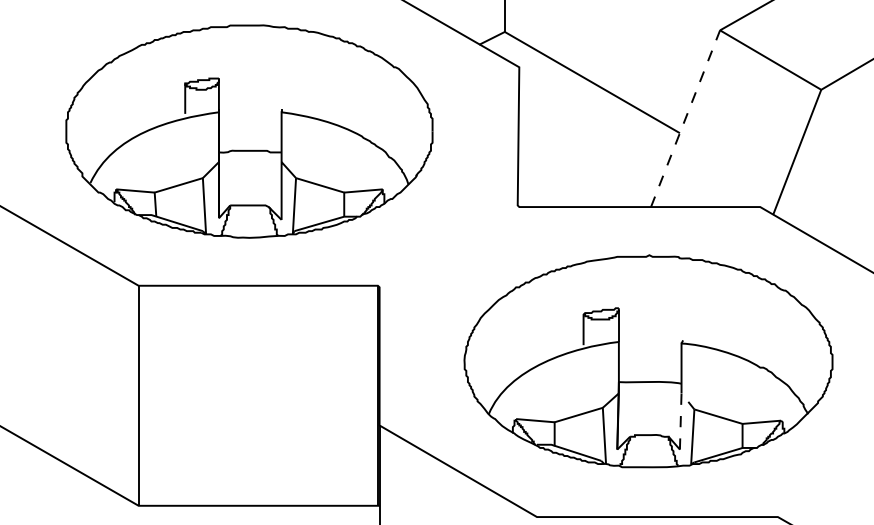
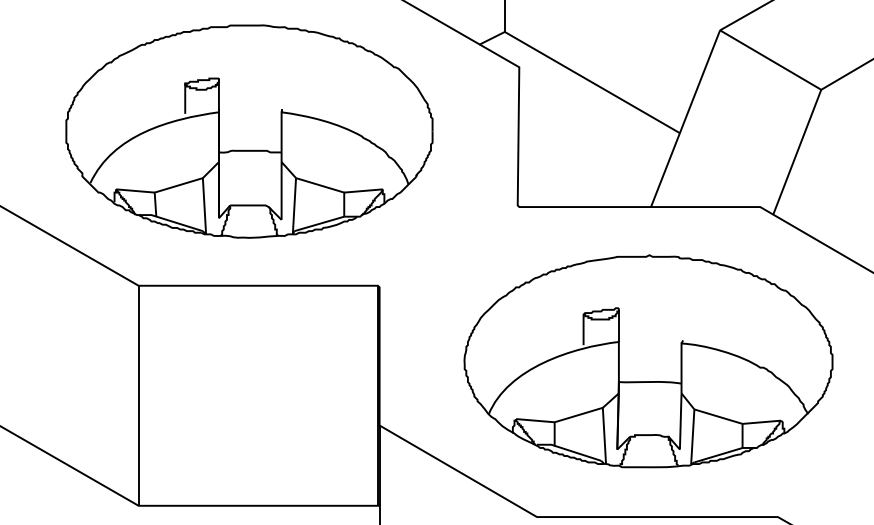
line: dashed -> solid (685, 118)
line: dashed -> solid (681, 410)
